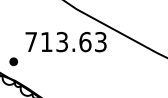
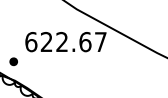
text: 713.63 -> 622.67 (65, 41)
